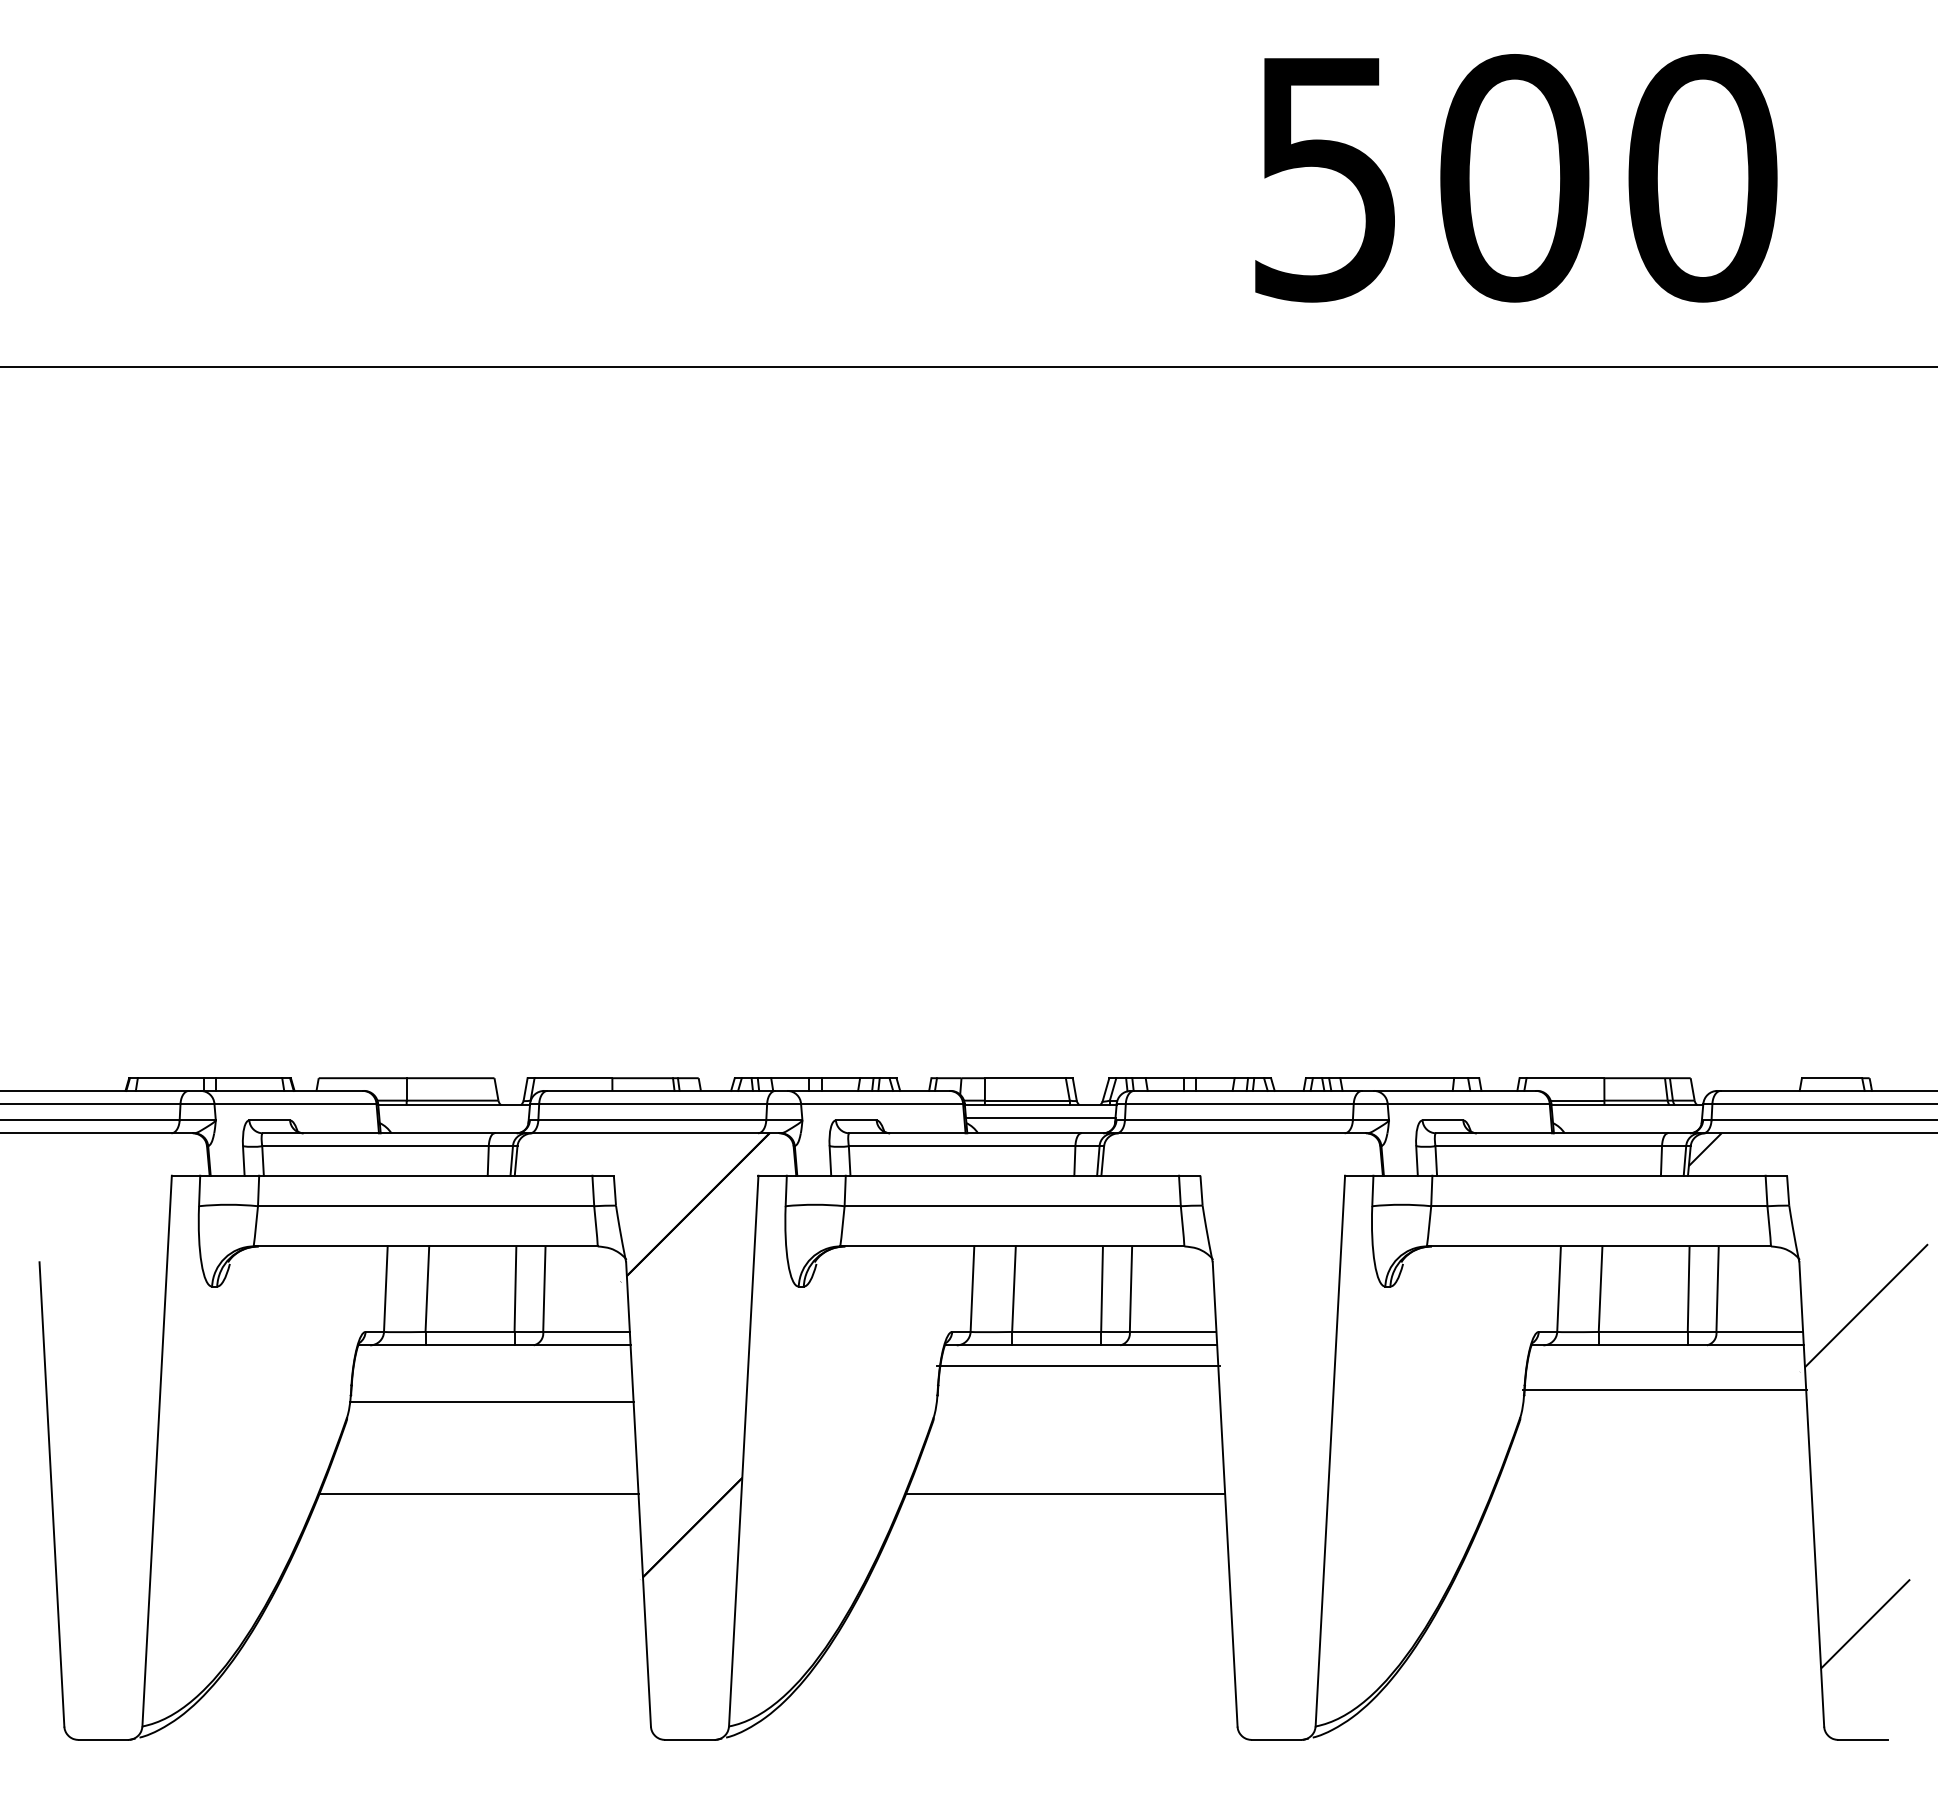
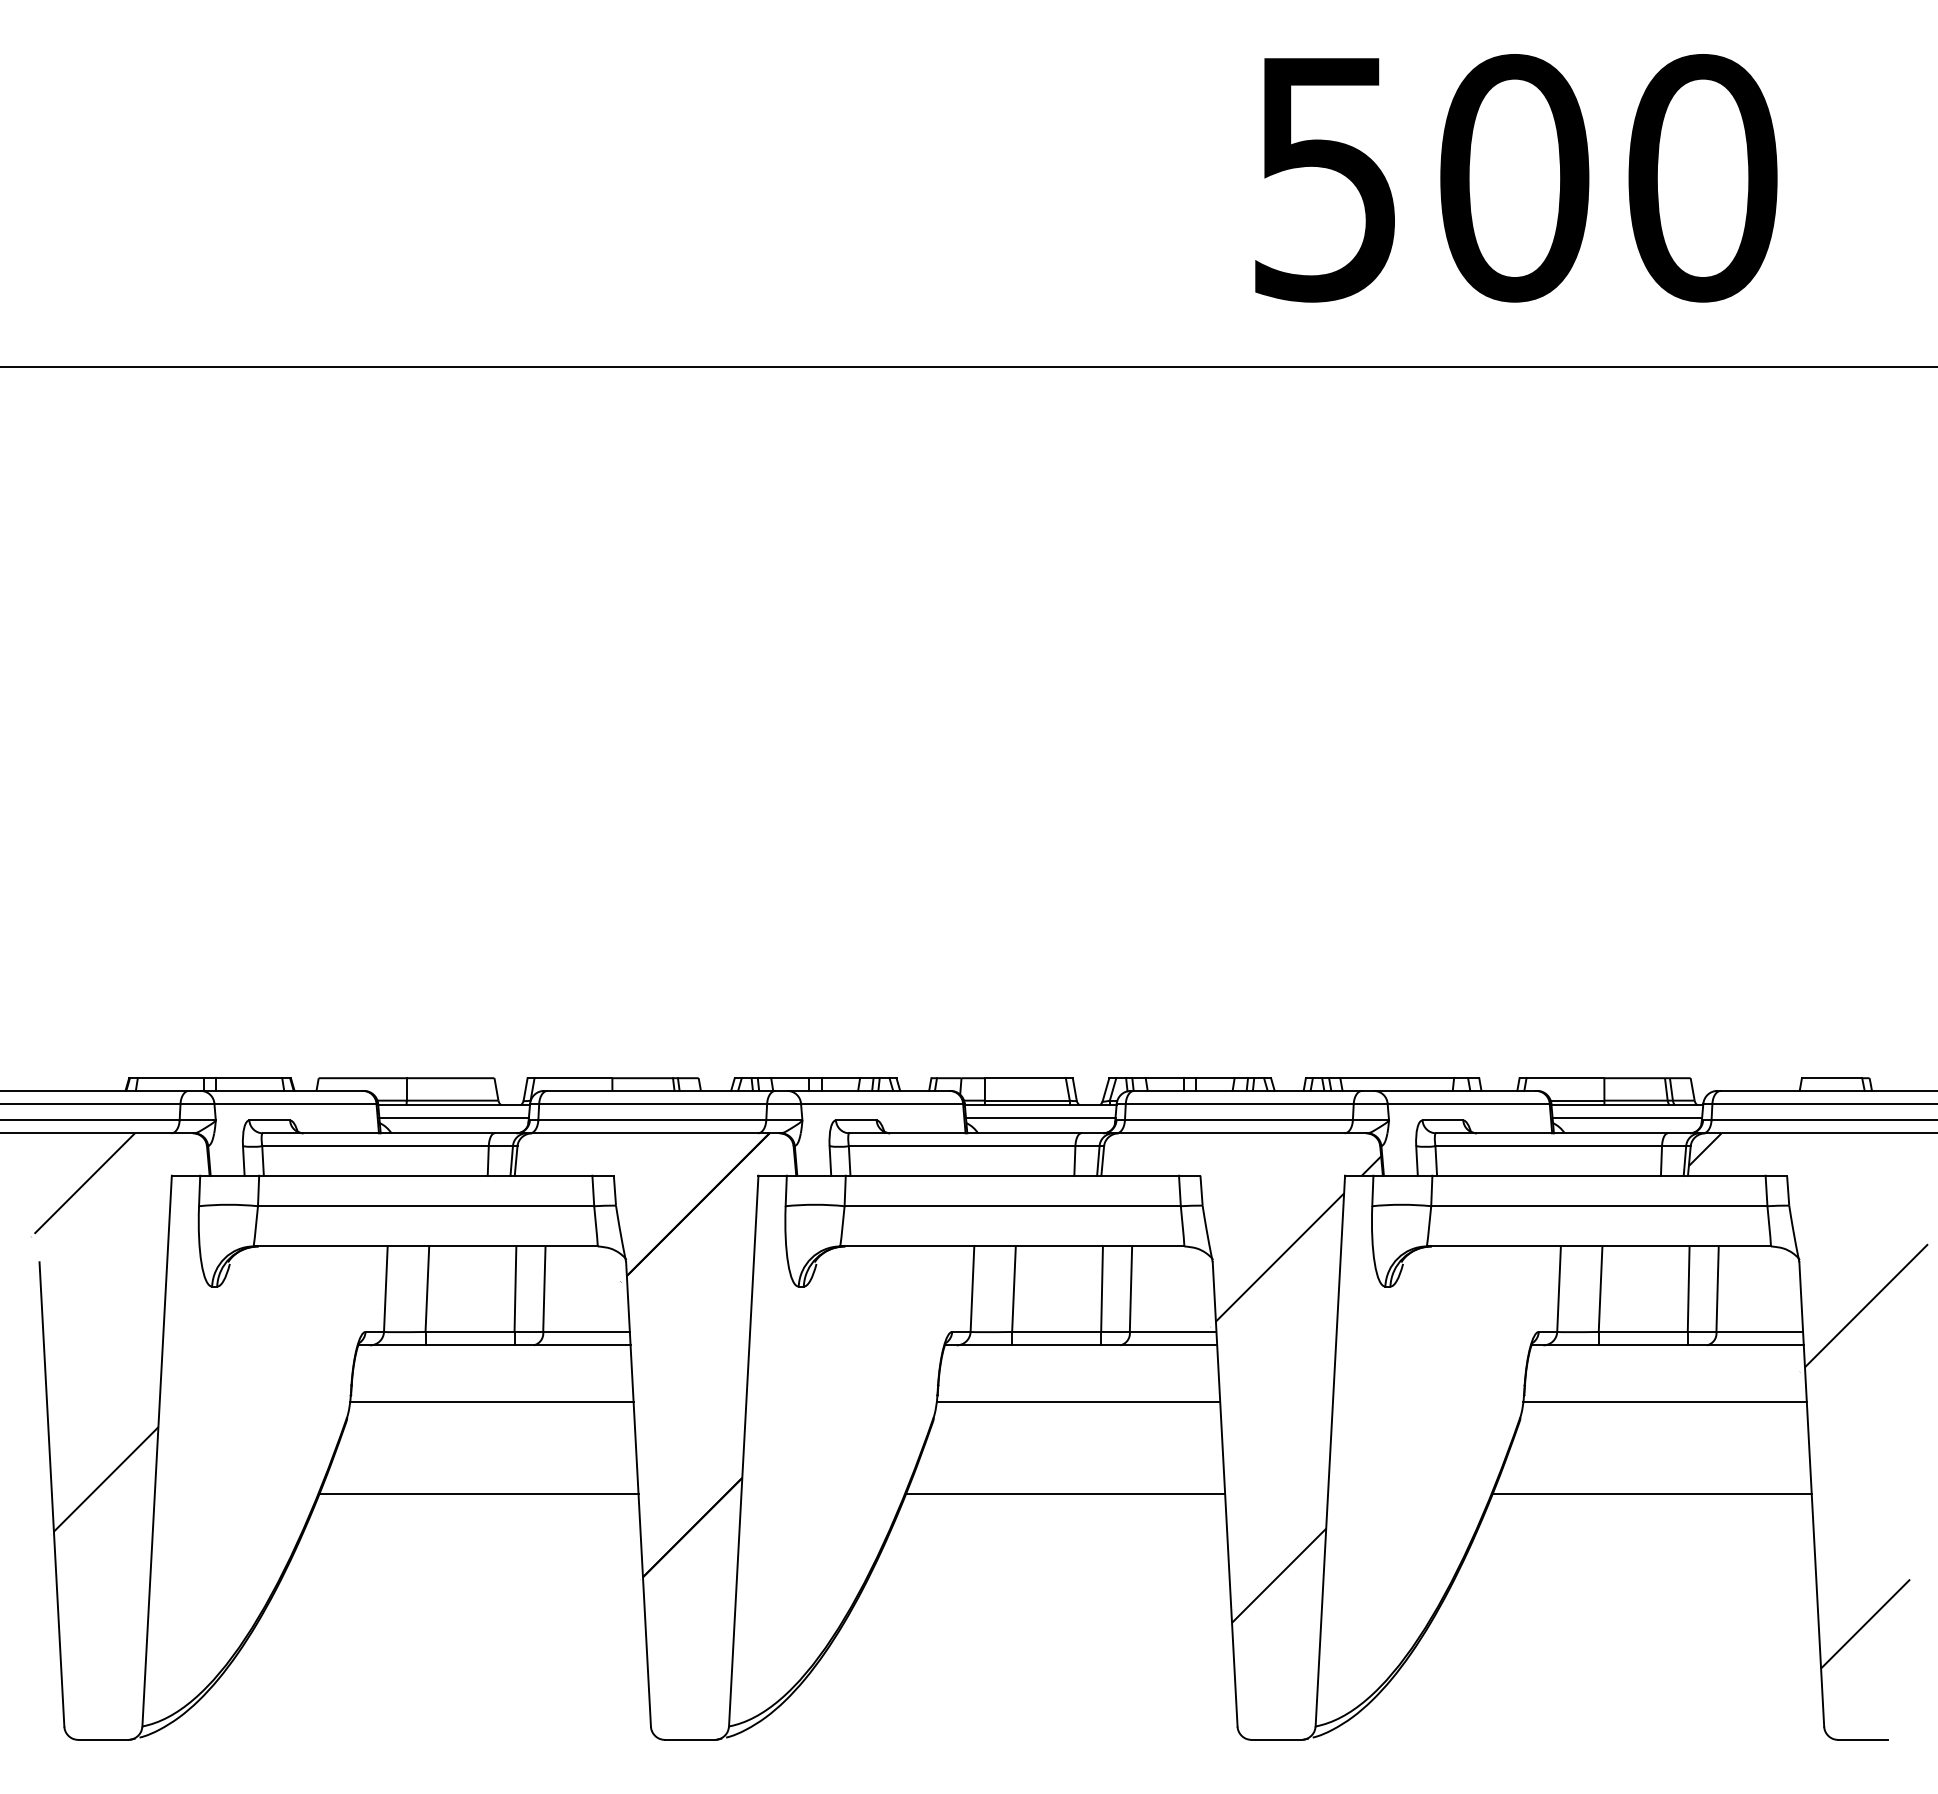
line: none -> present (453, 1117)
line: none -> present (1627, 1117)
hatch: none -> present (94, 1333)
line position: (1078, 1365) -> (1078, 1401) (1078, 1401)
line position: (1664, 1389) -> (1664, 1401) (1664, 1401)
hatch: none -> present (1295, 1390)
line: none -> present (1651, 1493)
